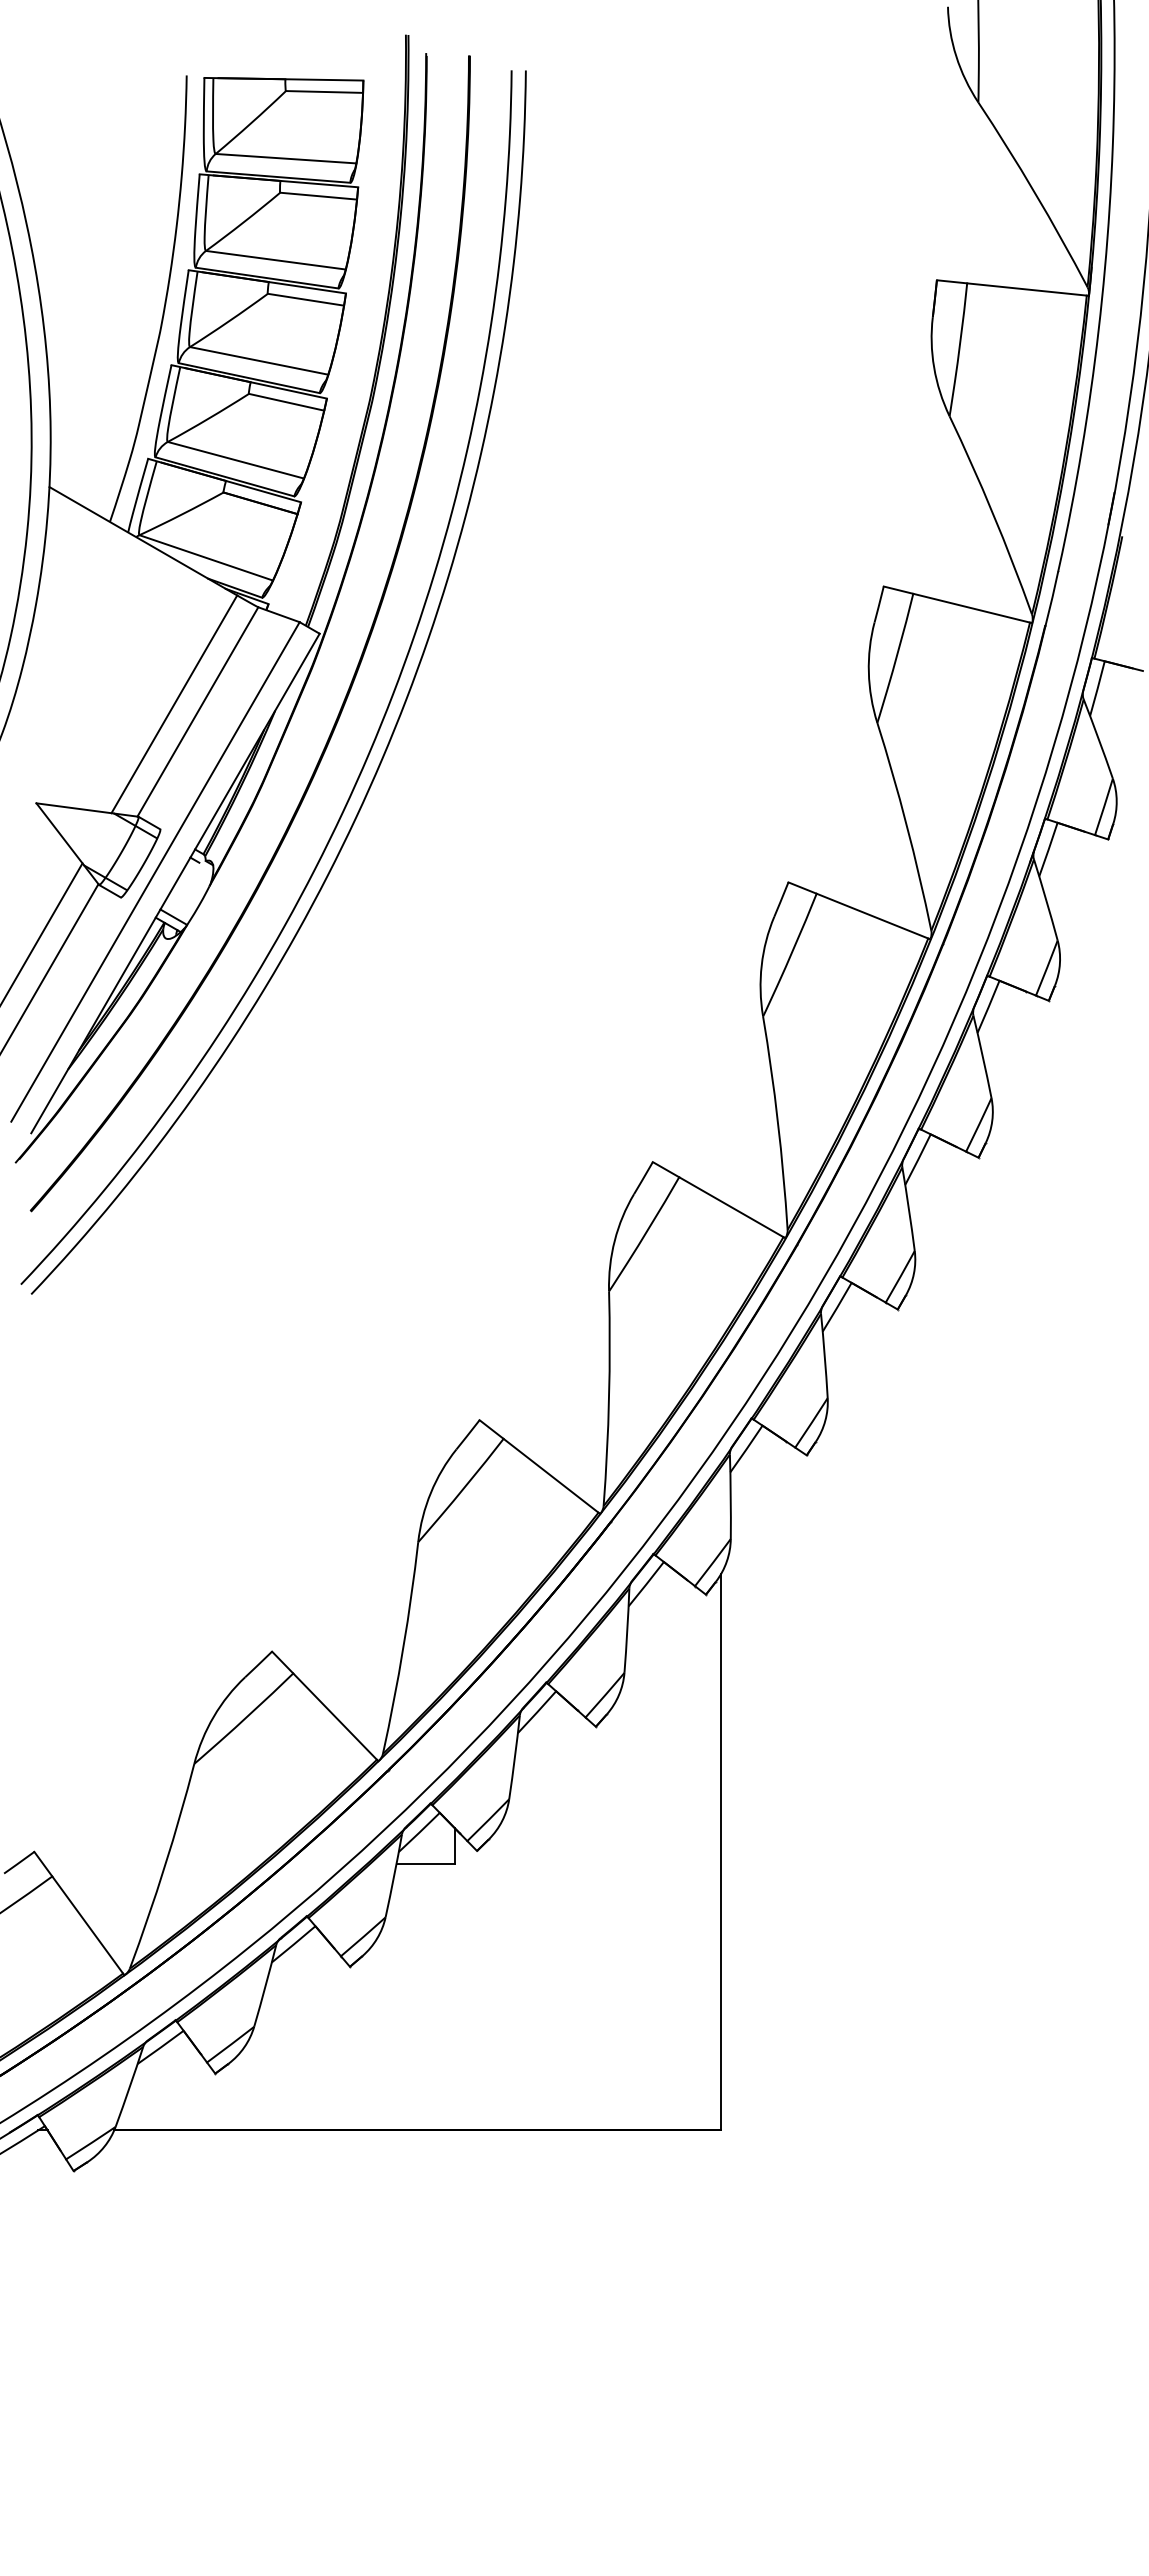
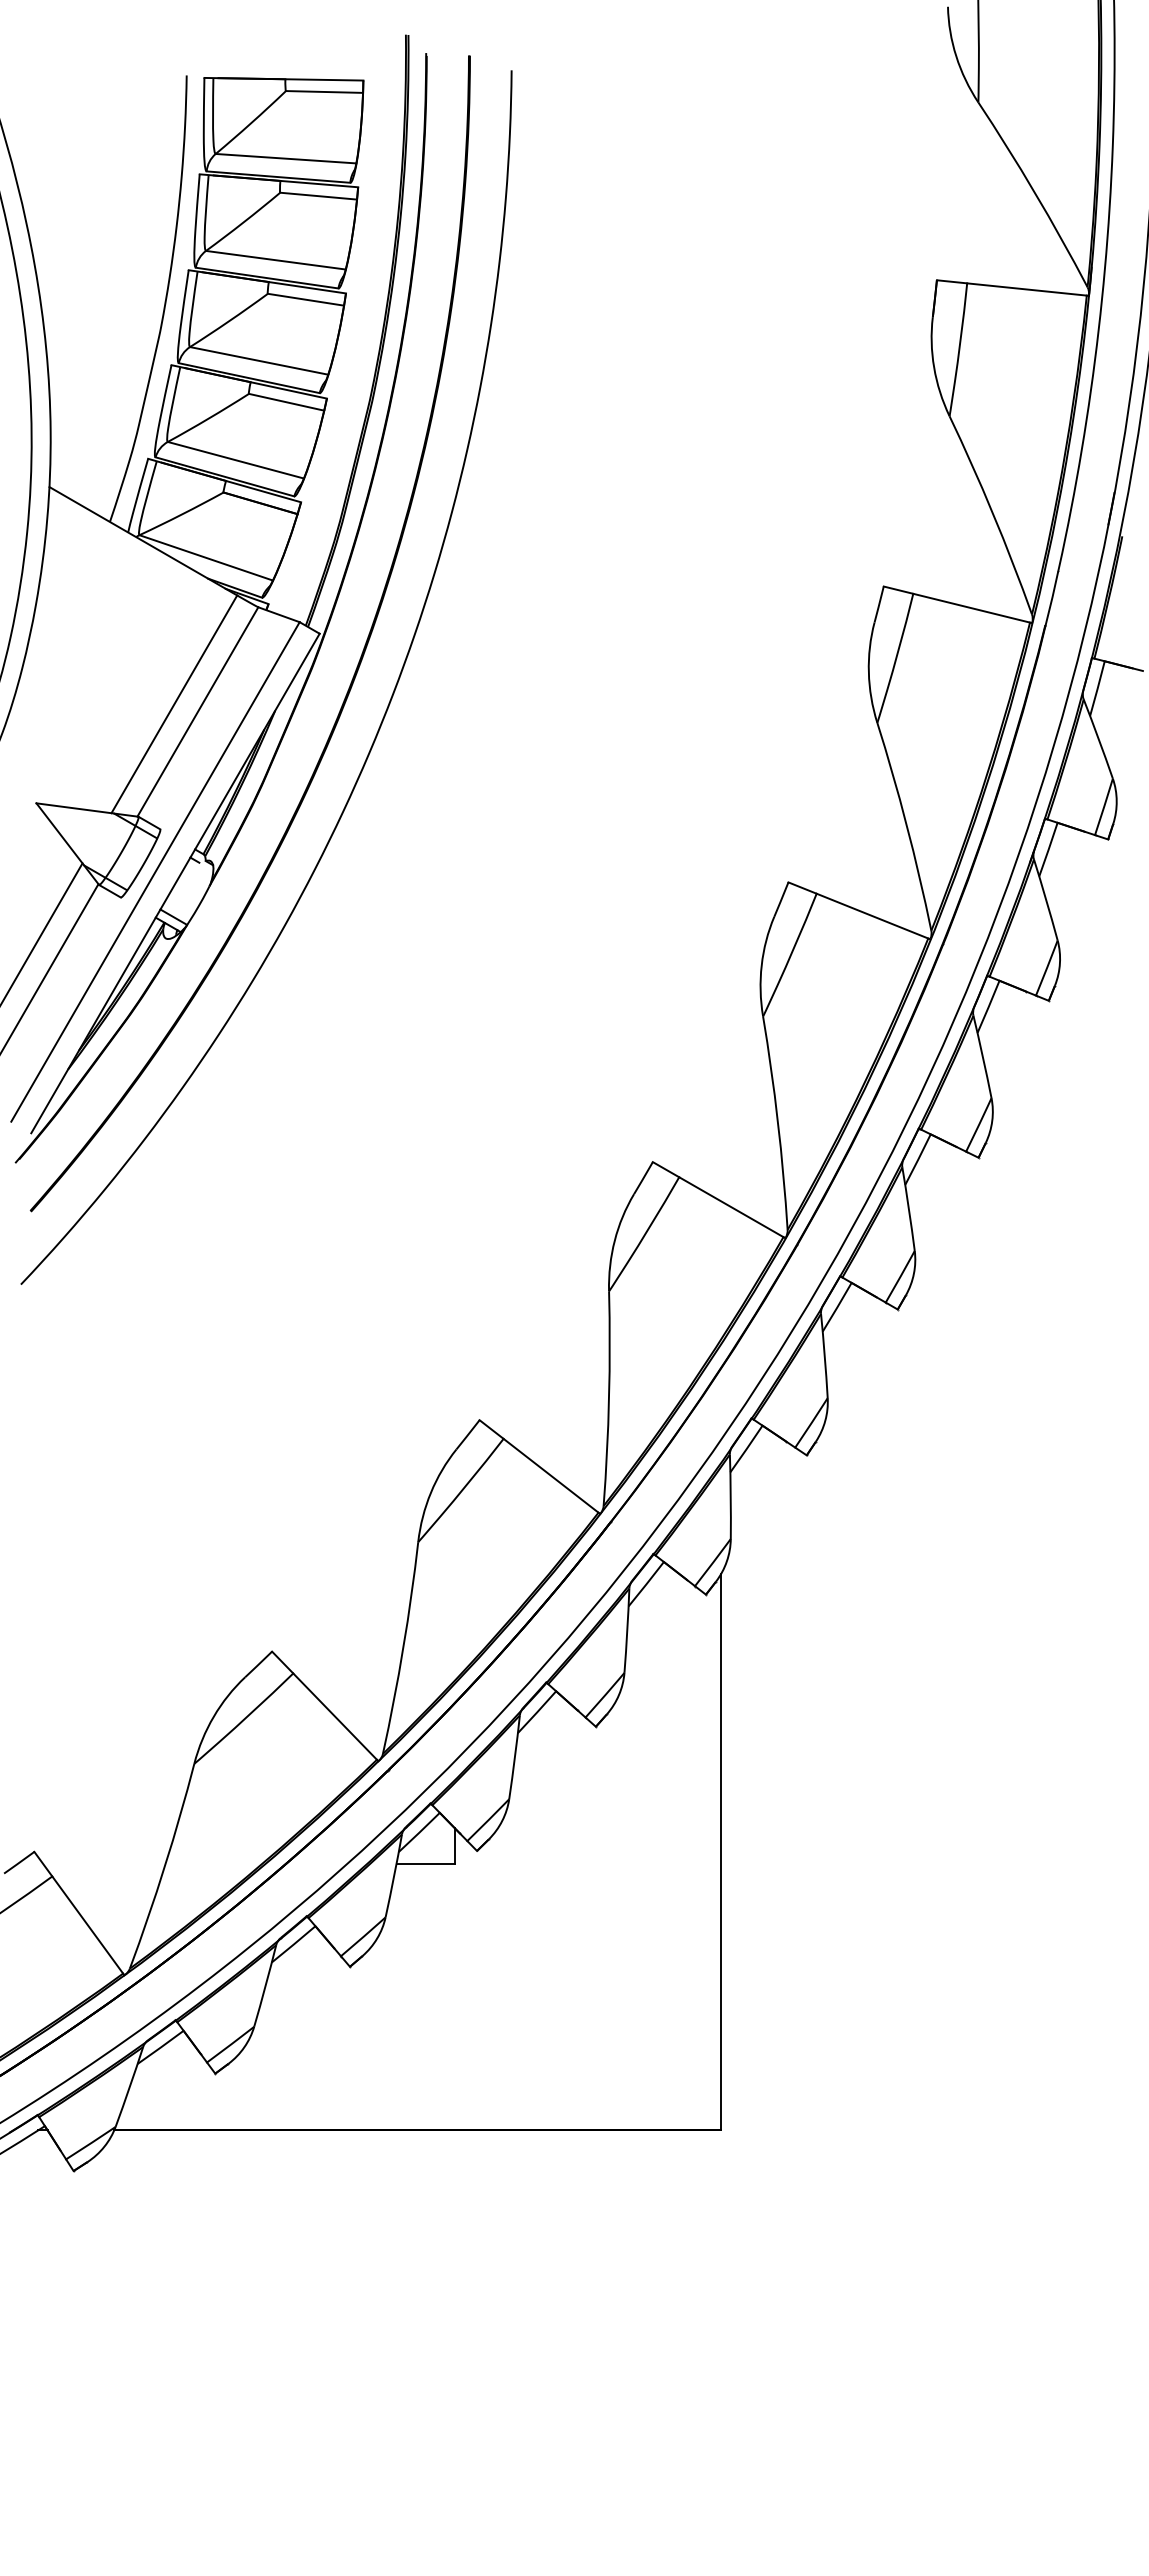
curve: present -> none (393, 728)
